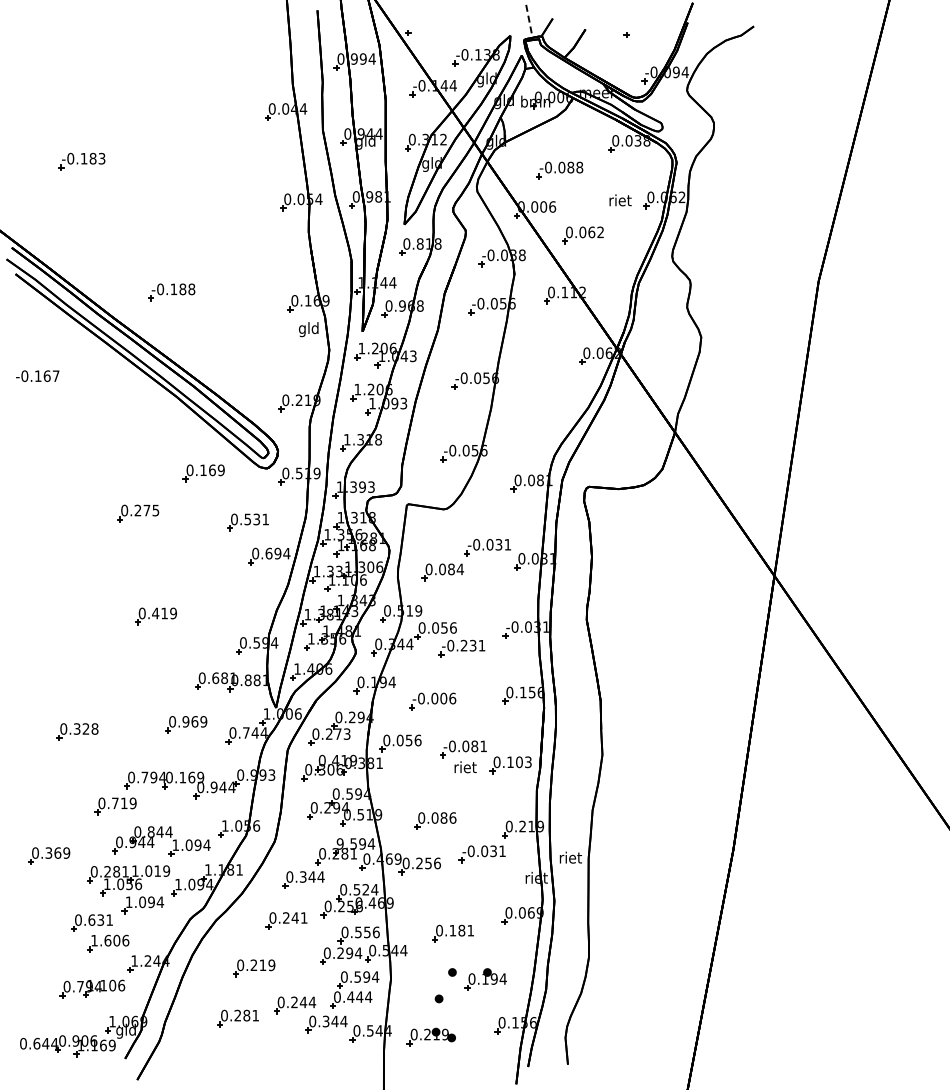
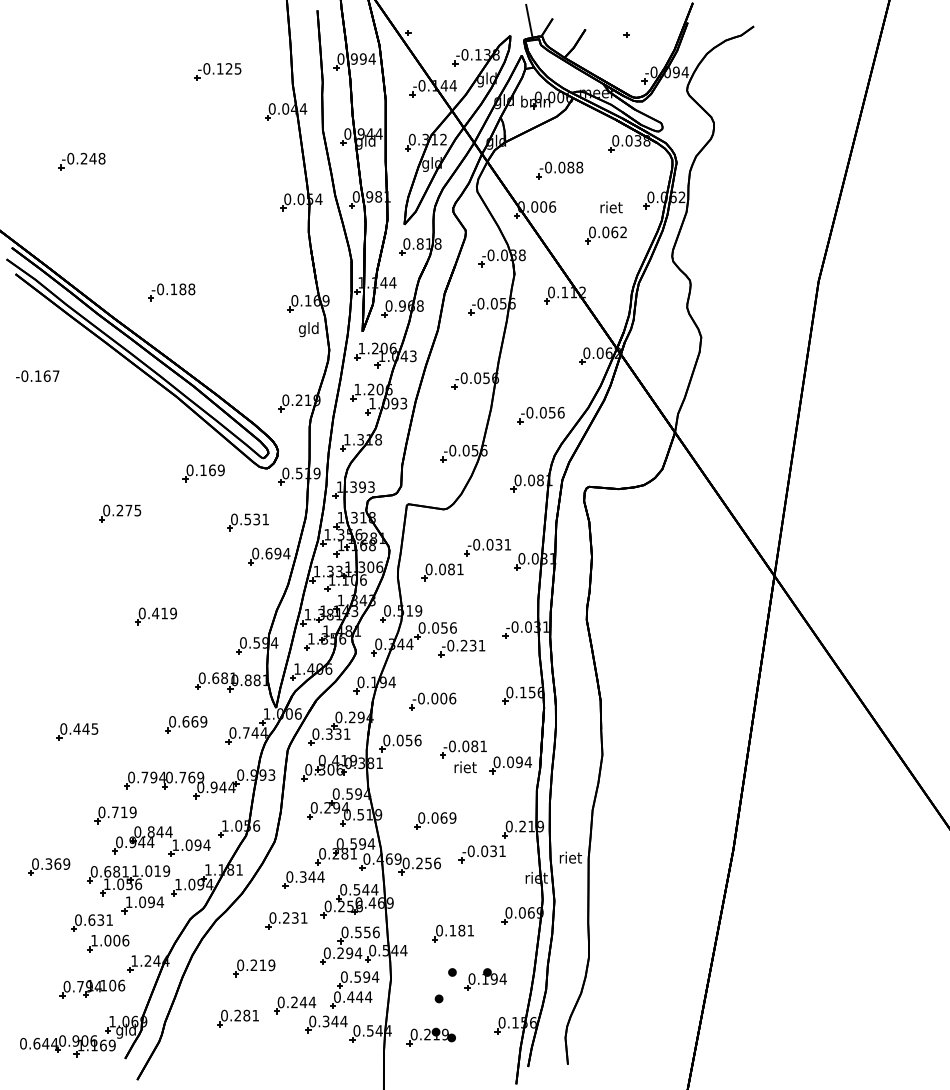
line: dashed -> solid (529, 23)
part: none -> present (217, 71)
text: -0.183 -> -0.248 (92, 158)
text position: (620, 200) -> (611, 207) (611, 207)
part position: (582, 235) -> (605, 235) (605, 235)
part: none -> present (540, 415)
part position: (138, 513) -> (120, 513) (120, 513)
text: 0.084 -> 0.081 (460, 569)
text: 0.969 -> 0.669 (185, 721)
text: 0.328 -> 0.445 (85, 728)
text: 0.273 -> 0.331 (338, 733)
text: 0.103 -> 0.094 (519, 762)
text: 0.169 -> 0.769 (182, 777)
part position: (115, 806) -> (115, 815) (115, 815)
text: 0.086 -> 0.069 (448, 817)
text: 9.594 -> 0.594 (339, 843)
part position: (49, 855) -> (49, 866) (49, 866)
text: 0.281 -> 0.681 (107, 871)
text: 0.524 -> 0.544 (365, 889)
text: 0.241 -> 0.231 (294, 917)
text: 1.606 -> 1.006 (107, 940)
